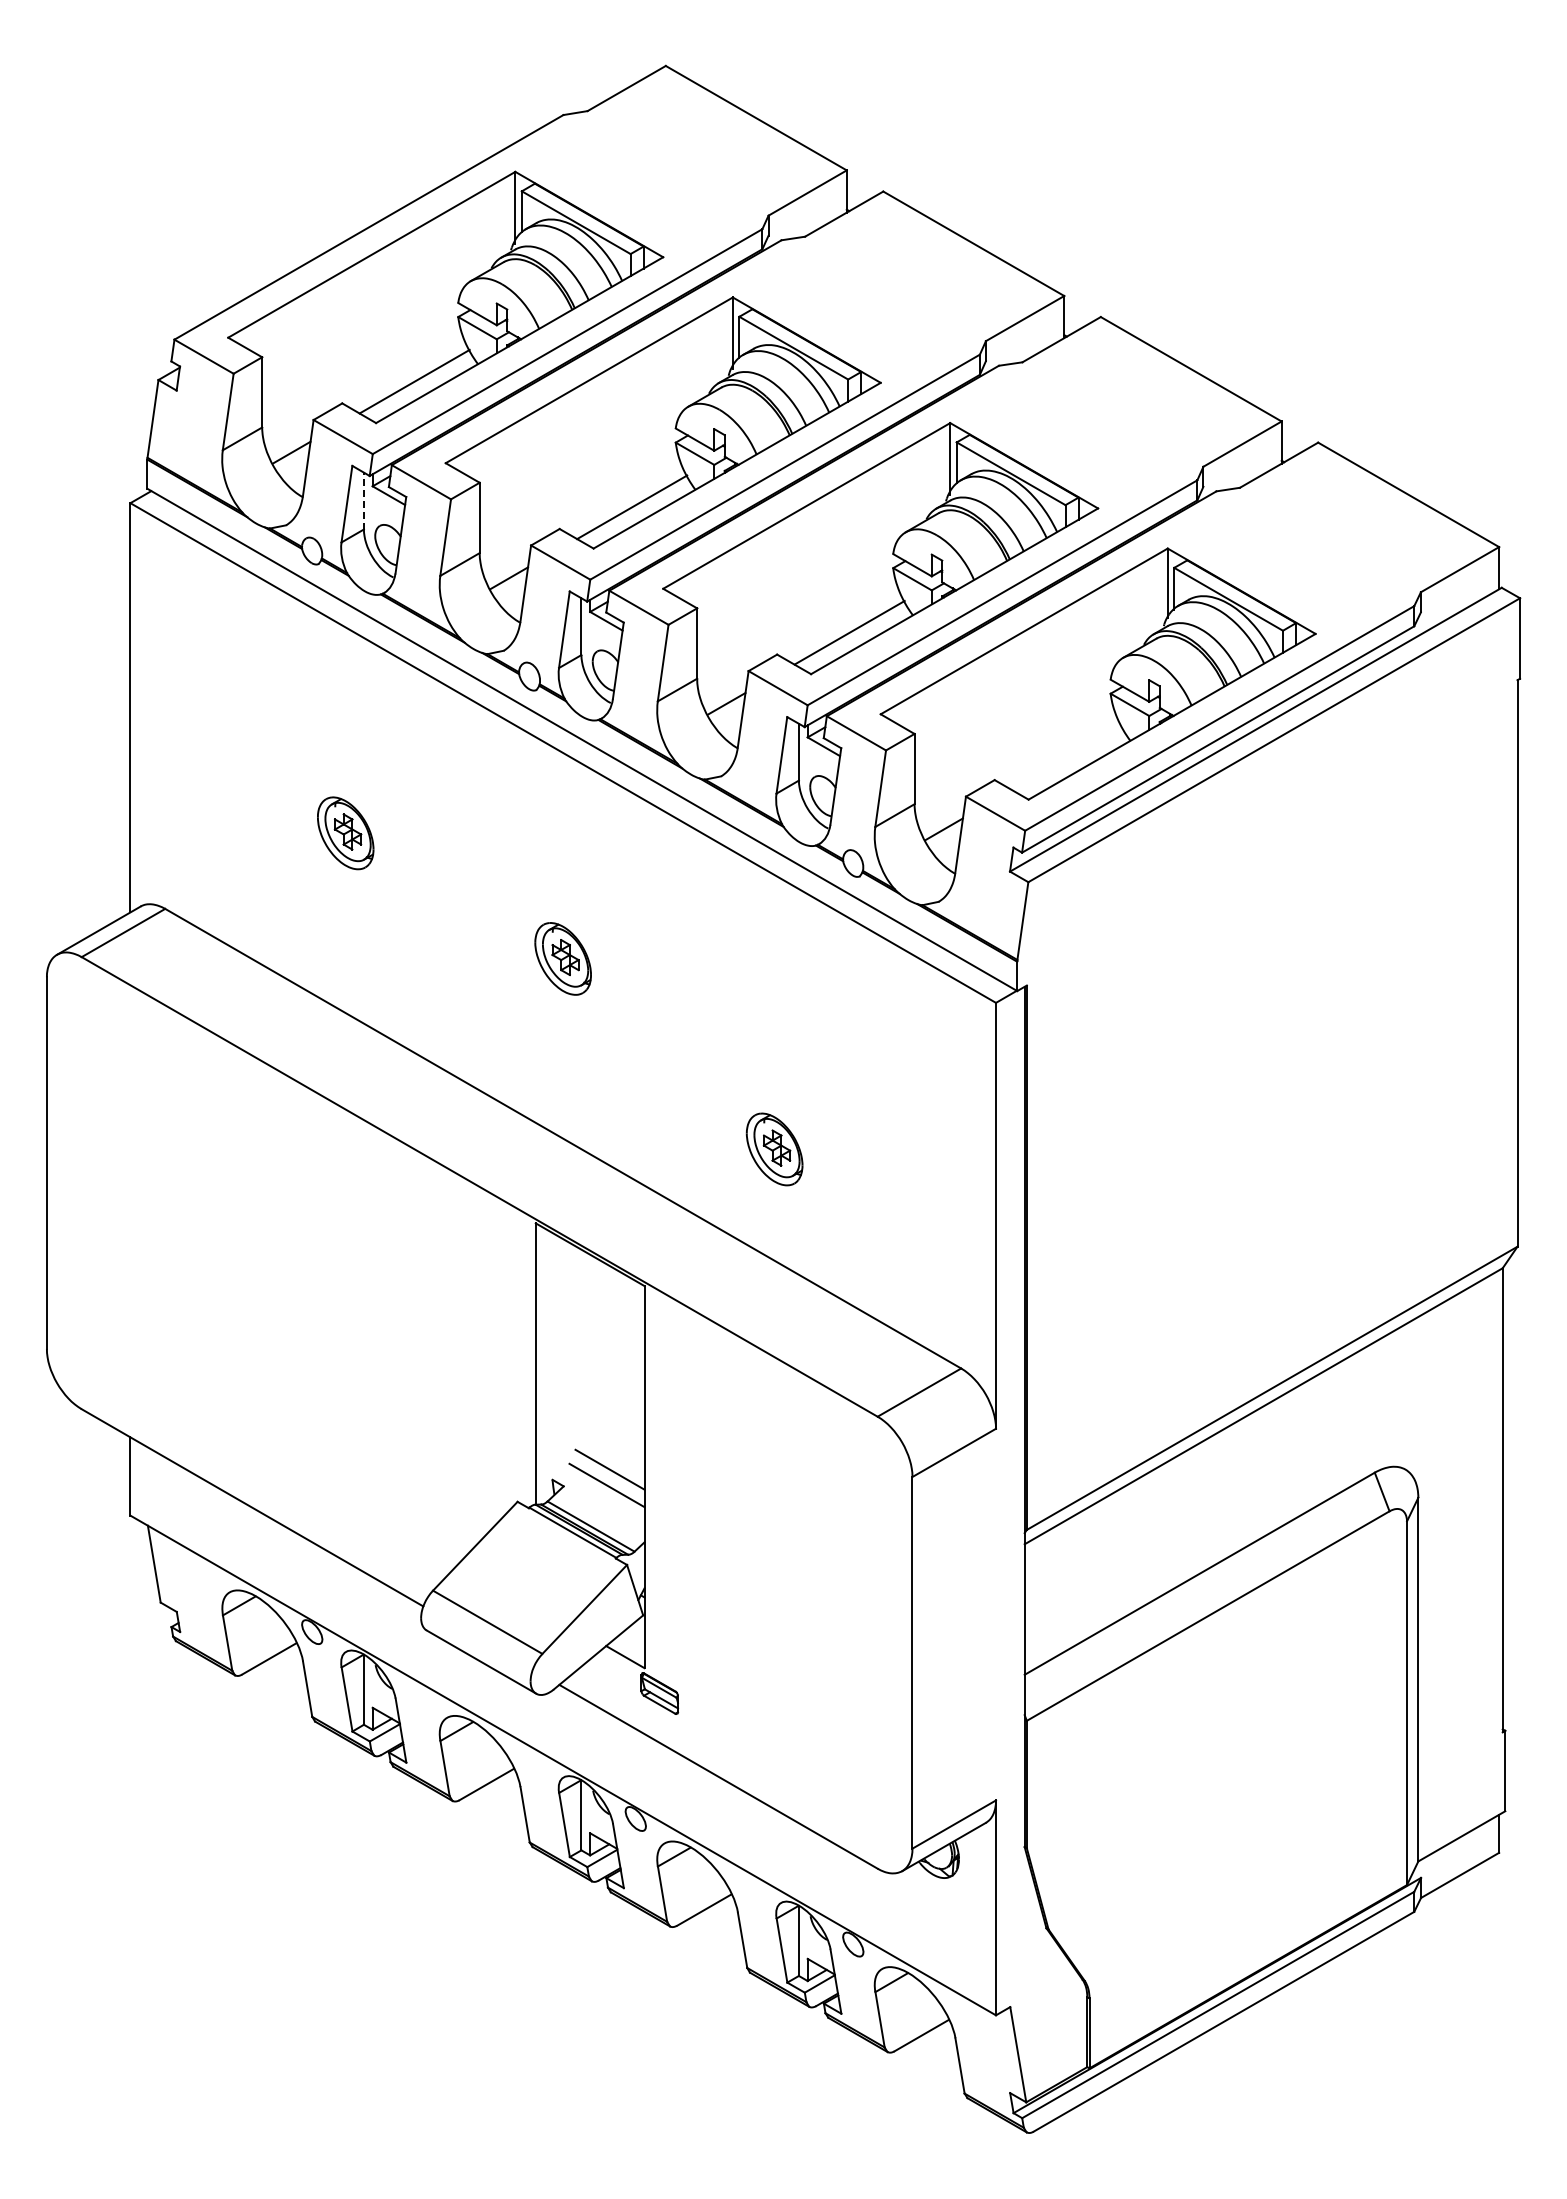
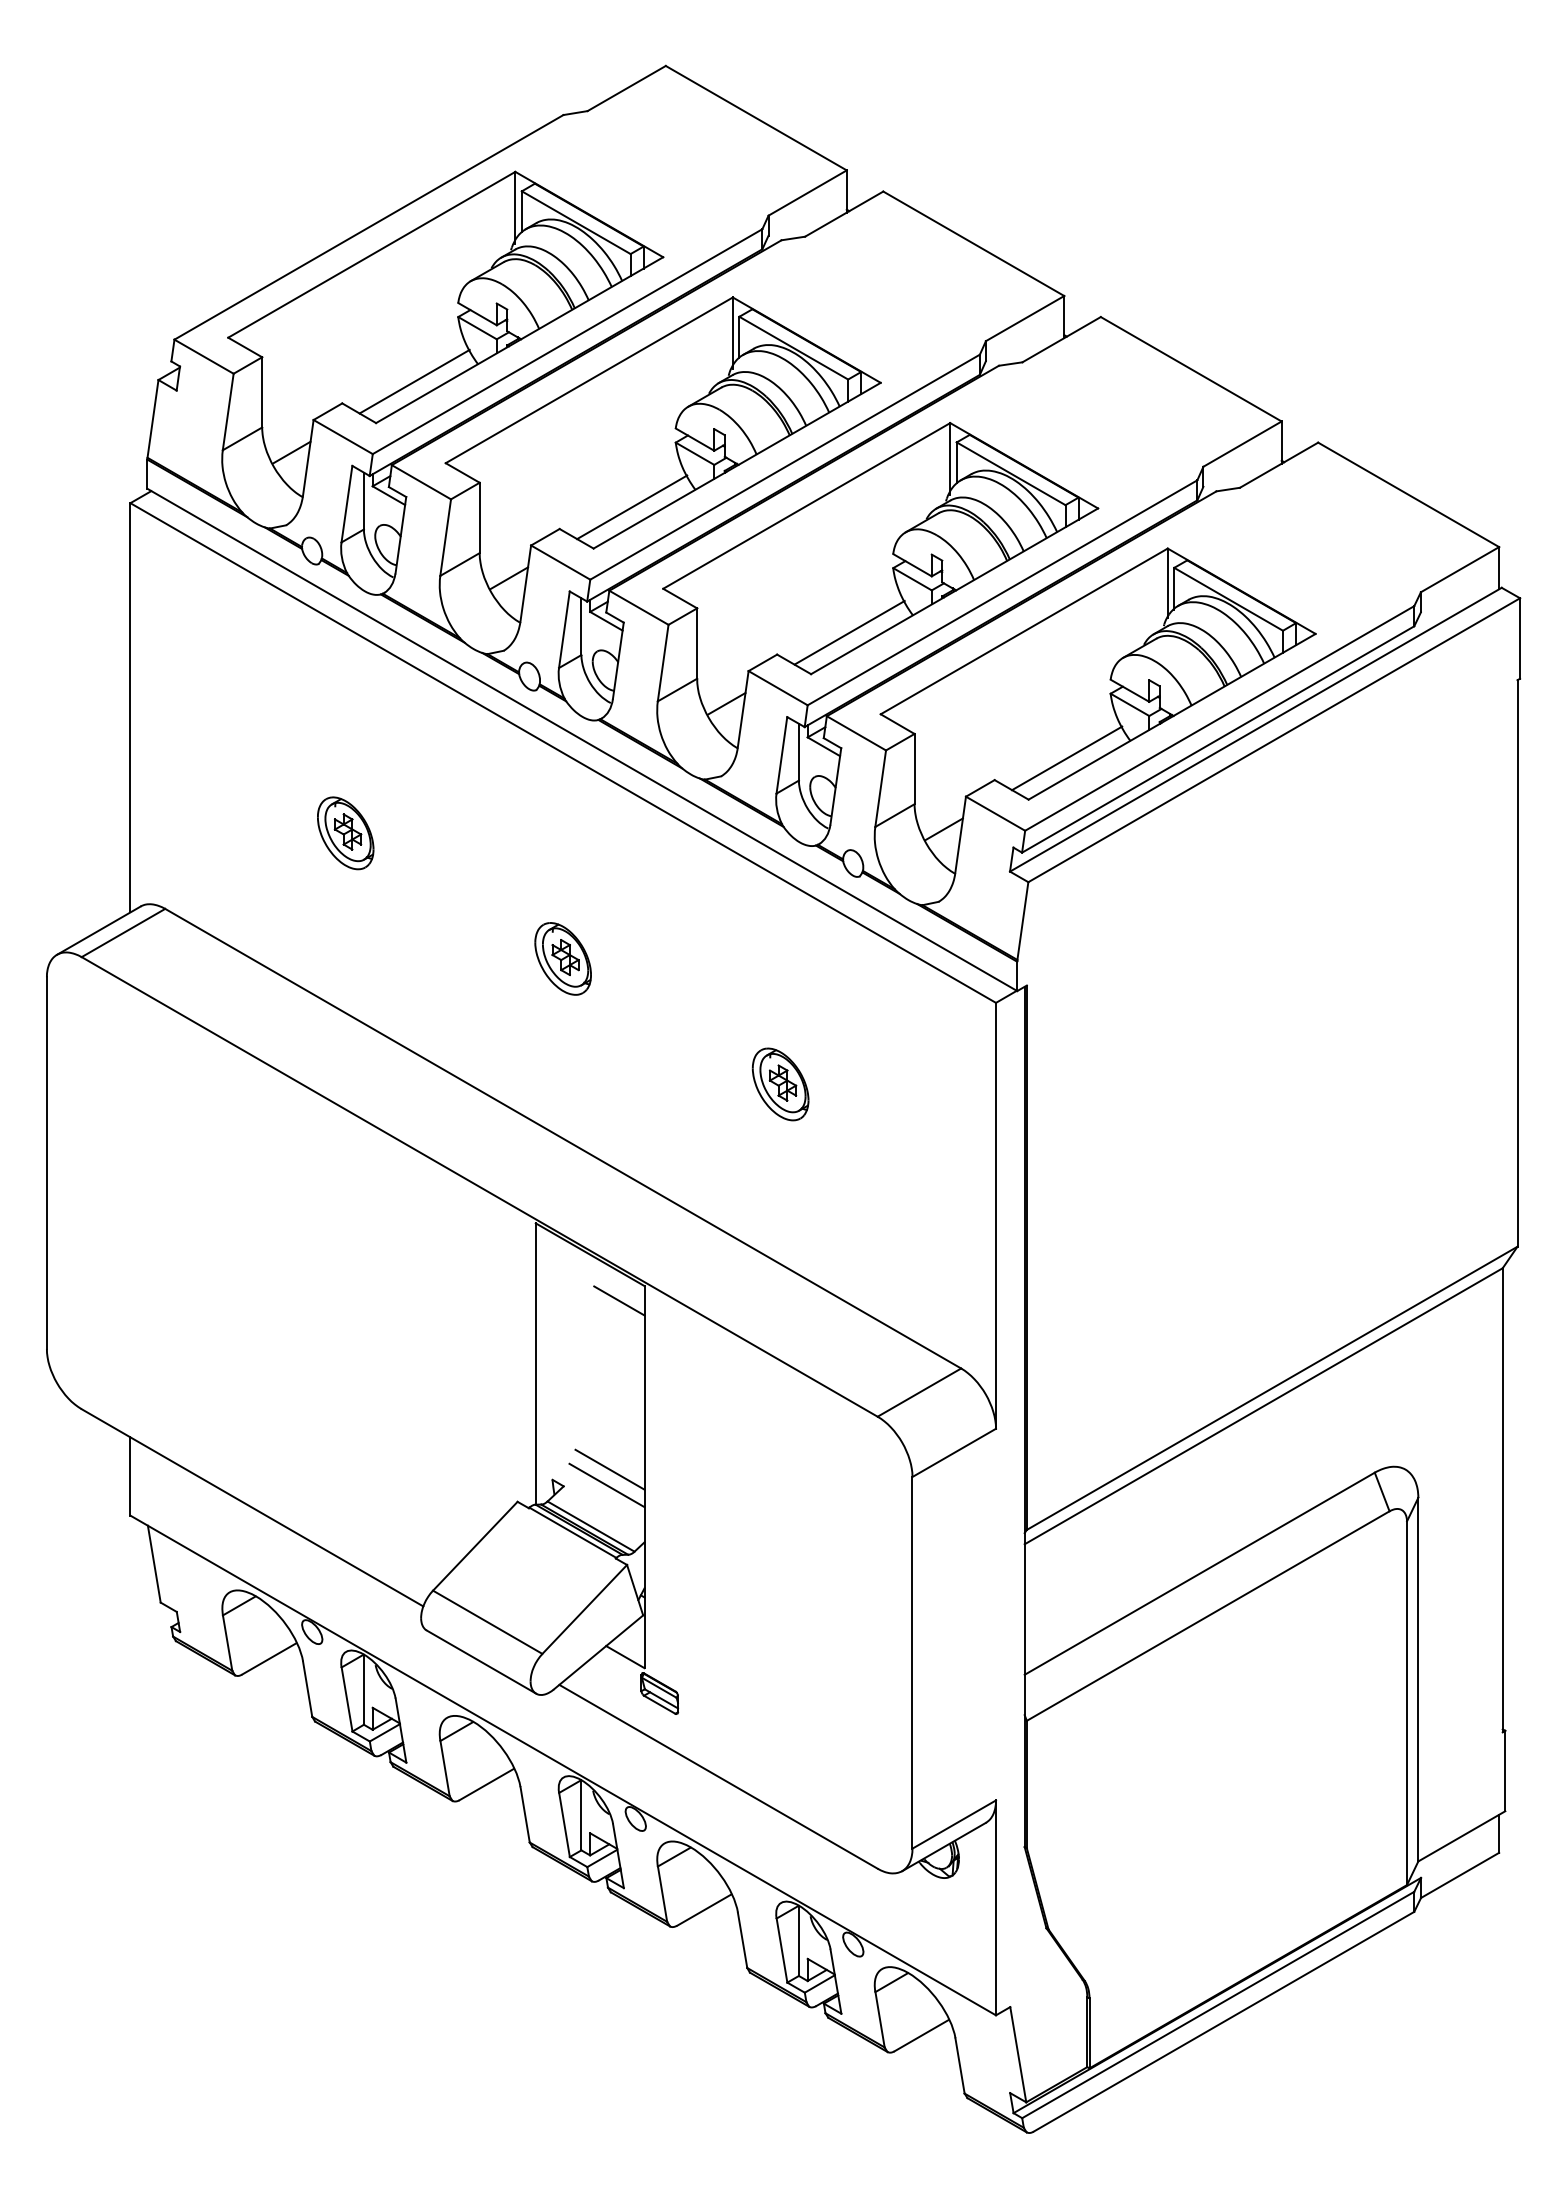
line: dashed -> solid (363, 500)
line: none -> present (1067, 758)
part position: (774, 1149) -> (780, 1084) (780, 1084)
line: none -> present (619, 1300)
